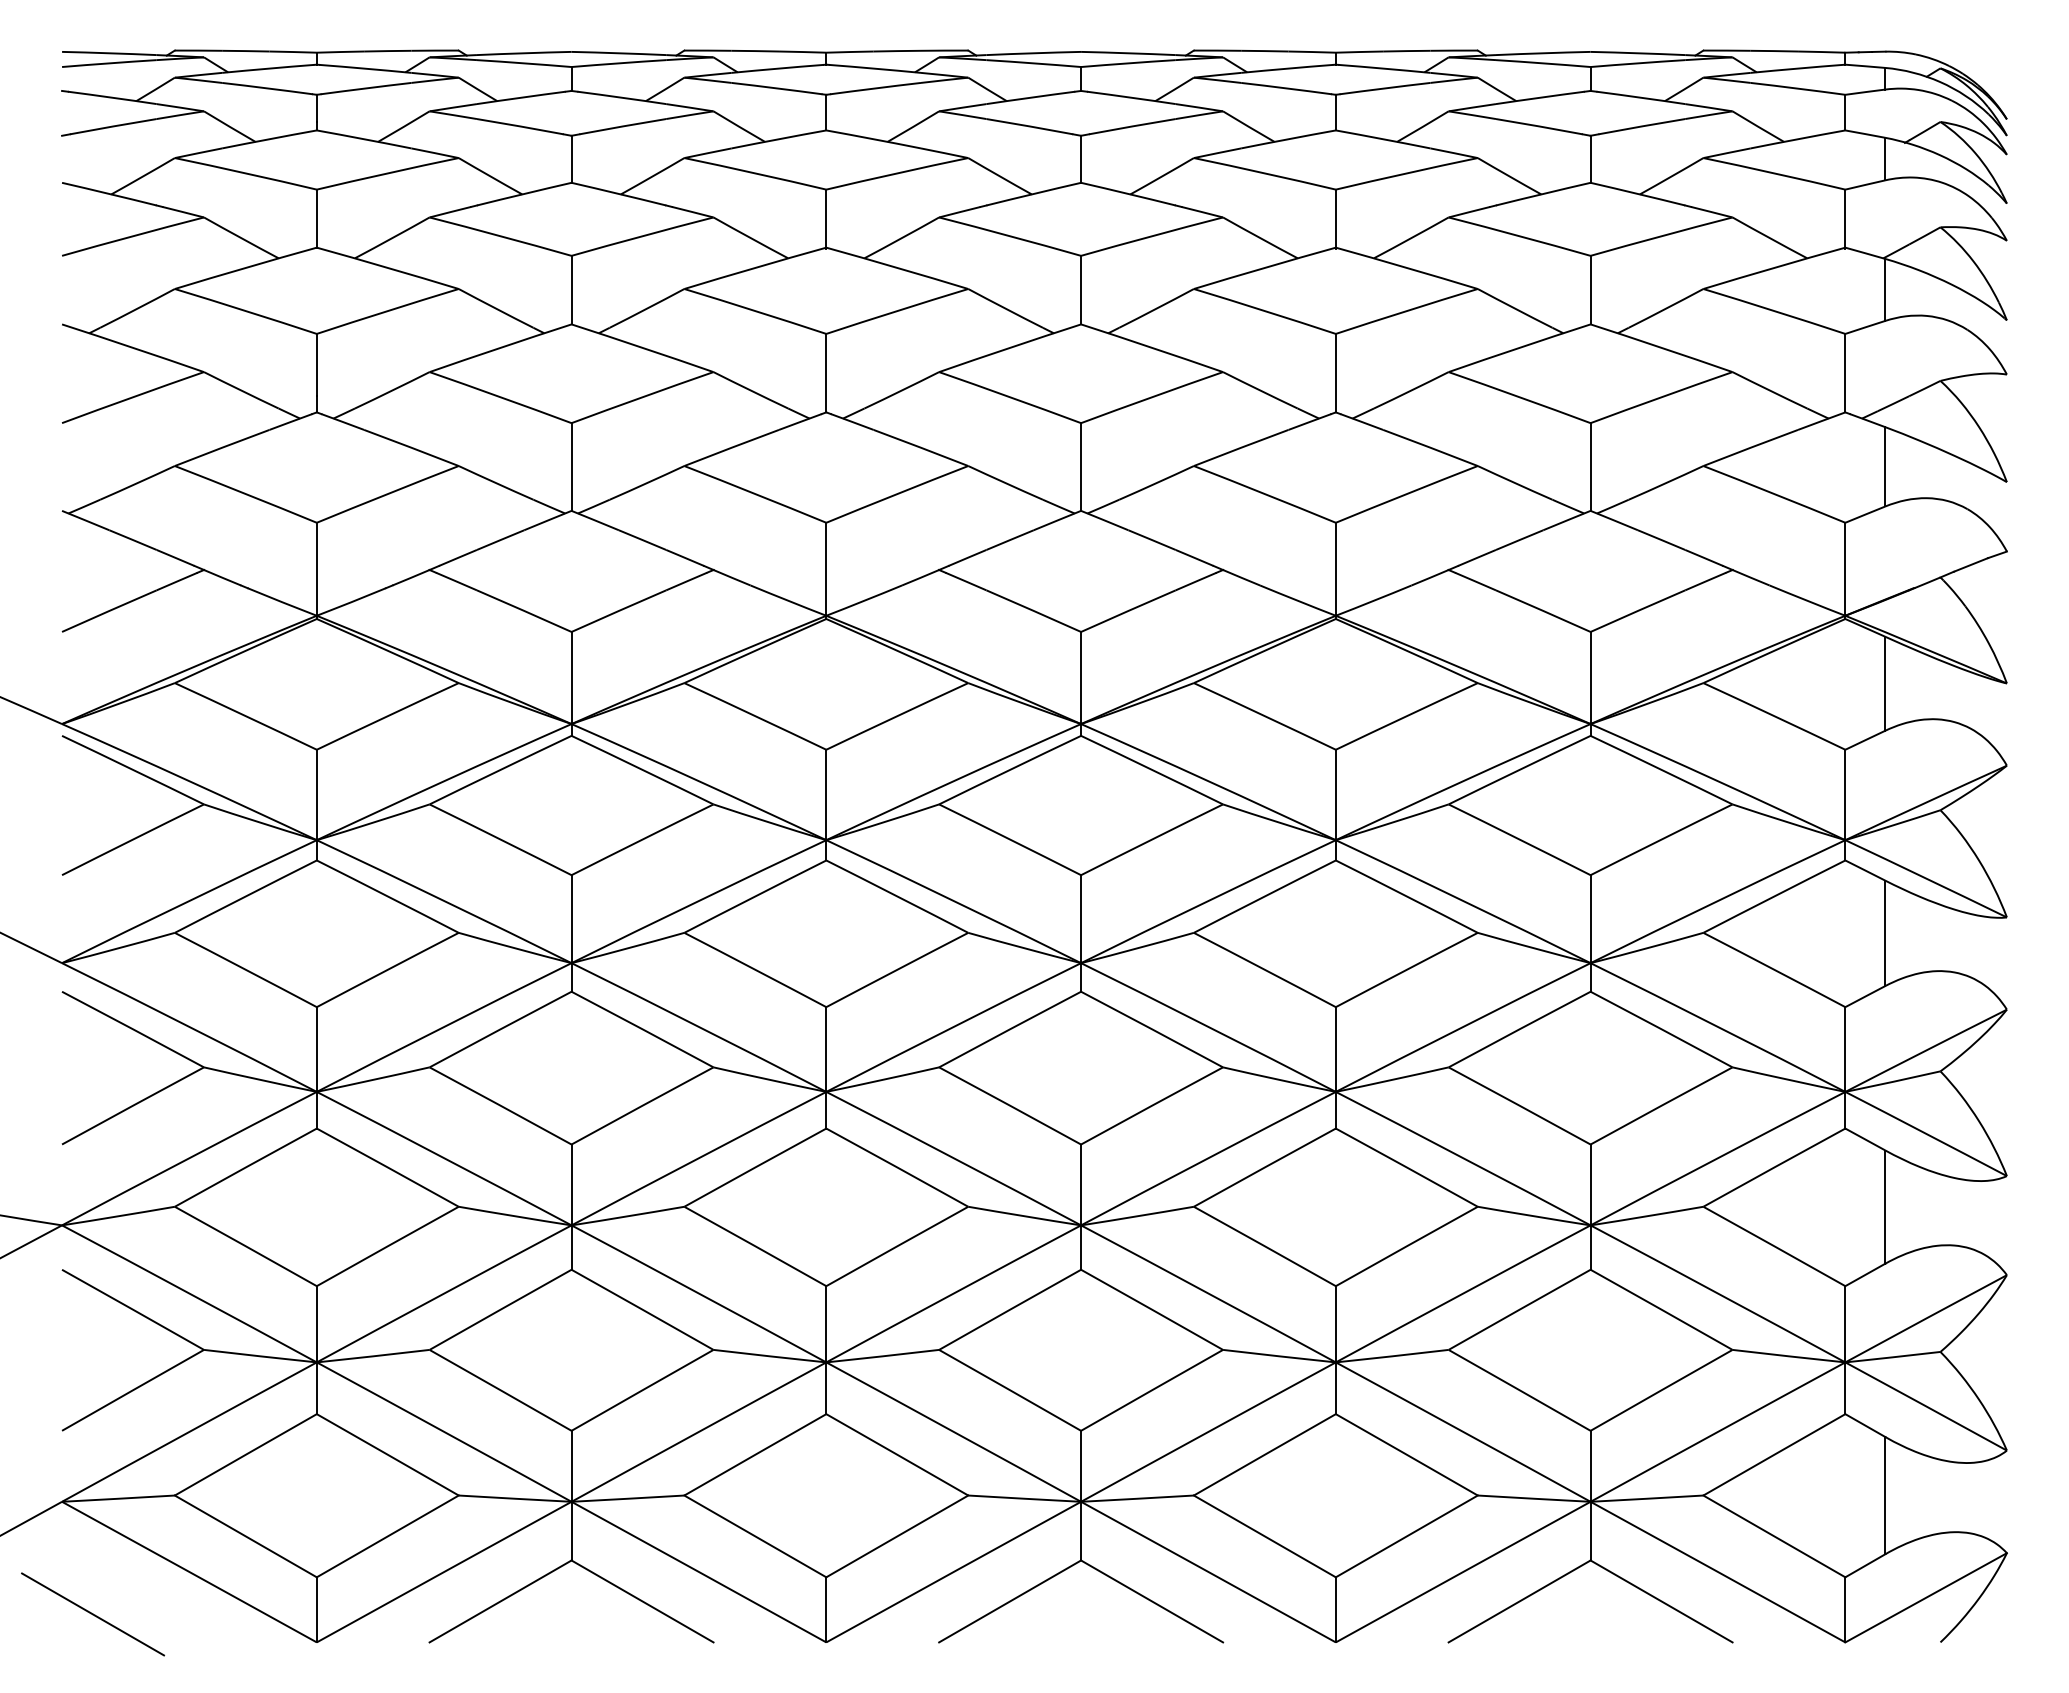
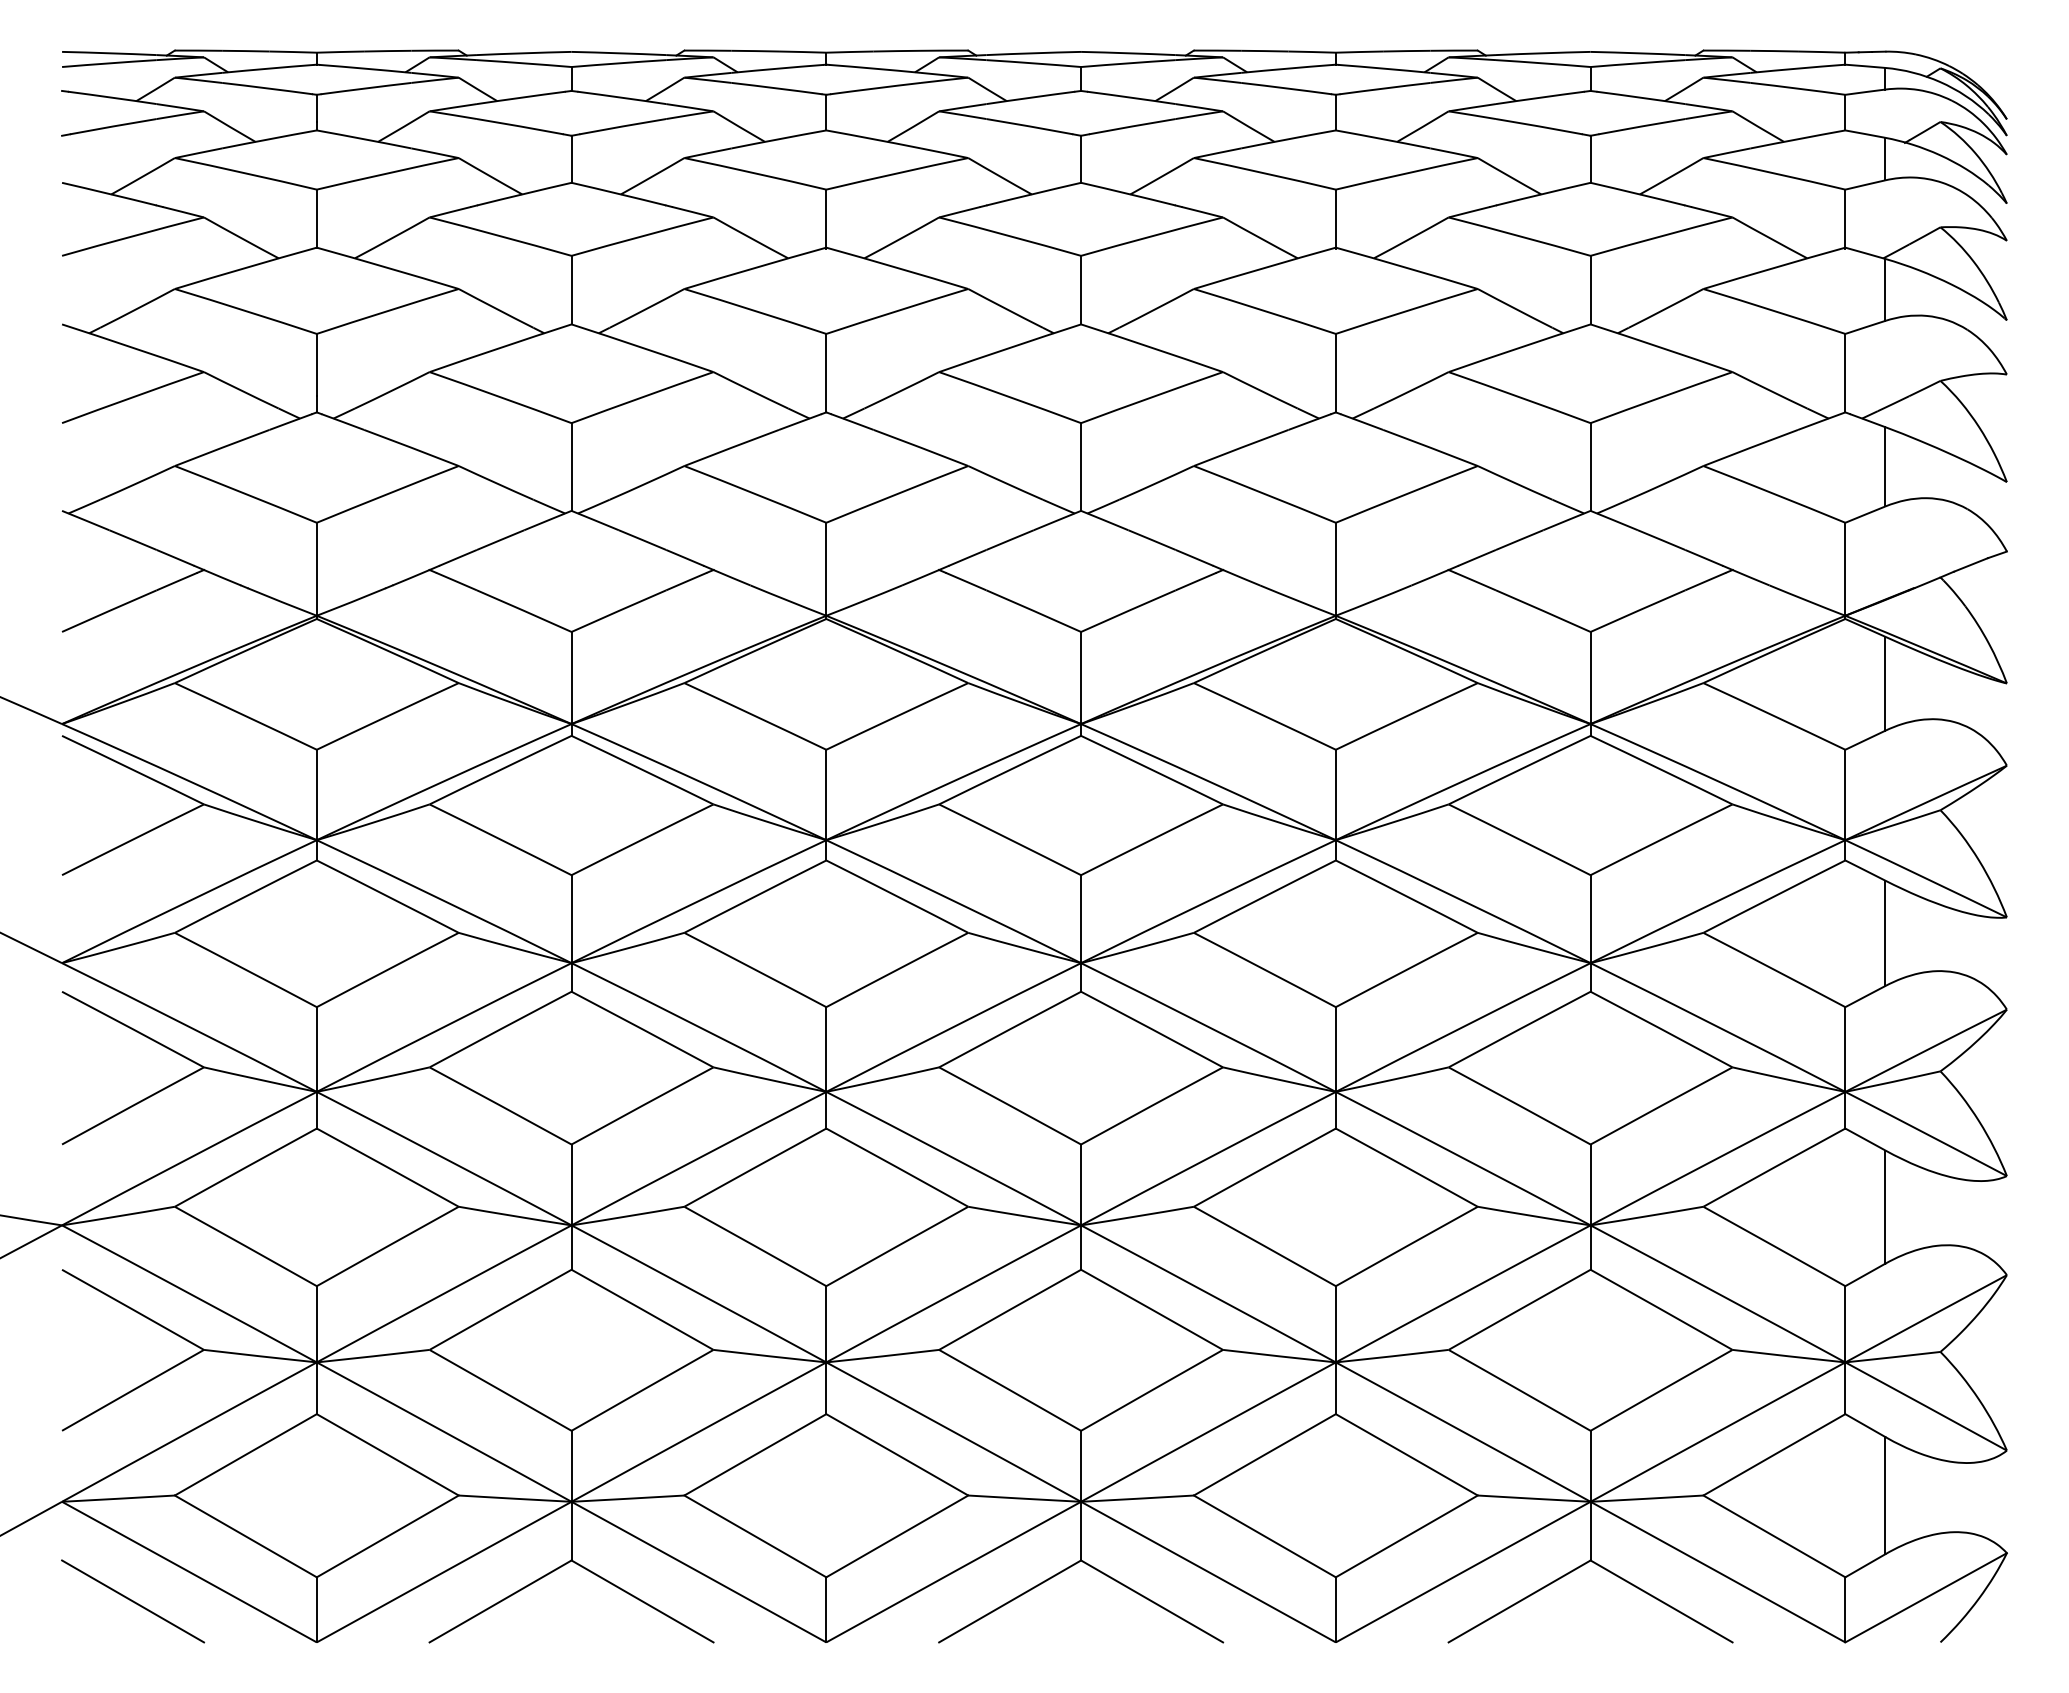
line position: (92, 1614) -> (132, 1601) (132, 1601)
